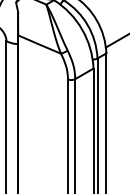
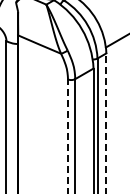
line: solid -> dashed (106, 123)
line: solid -> dashed (68, 136)
